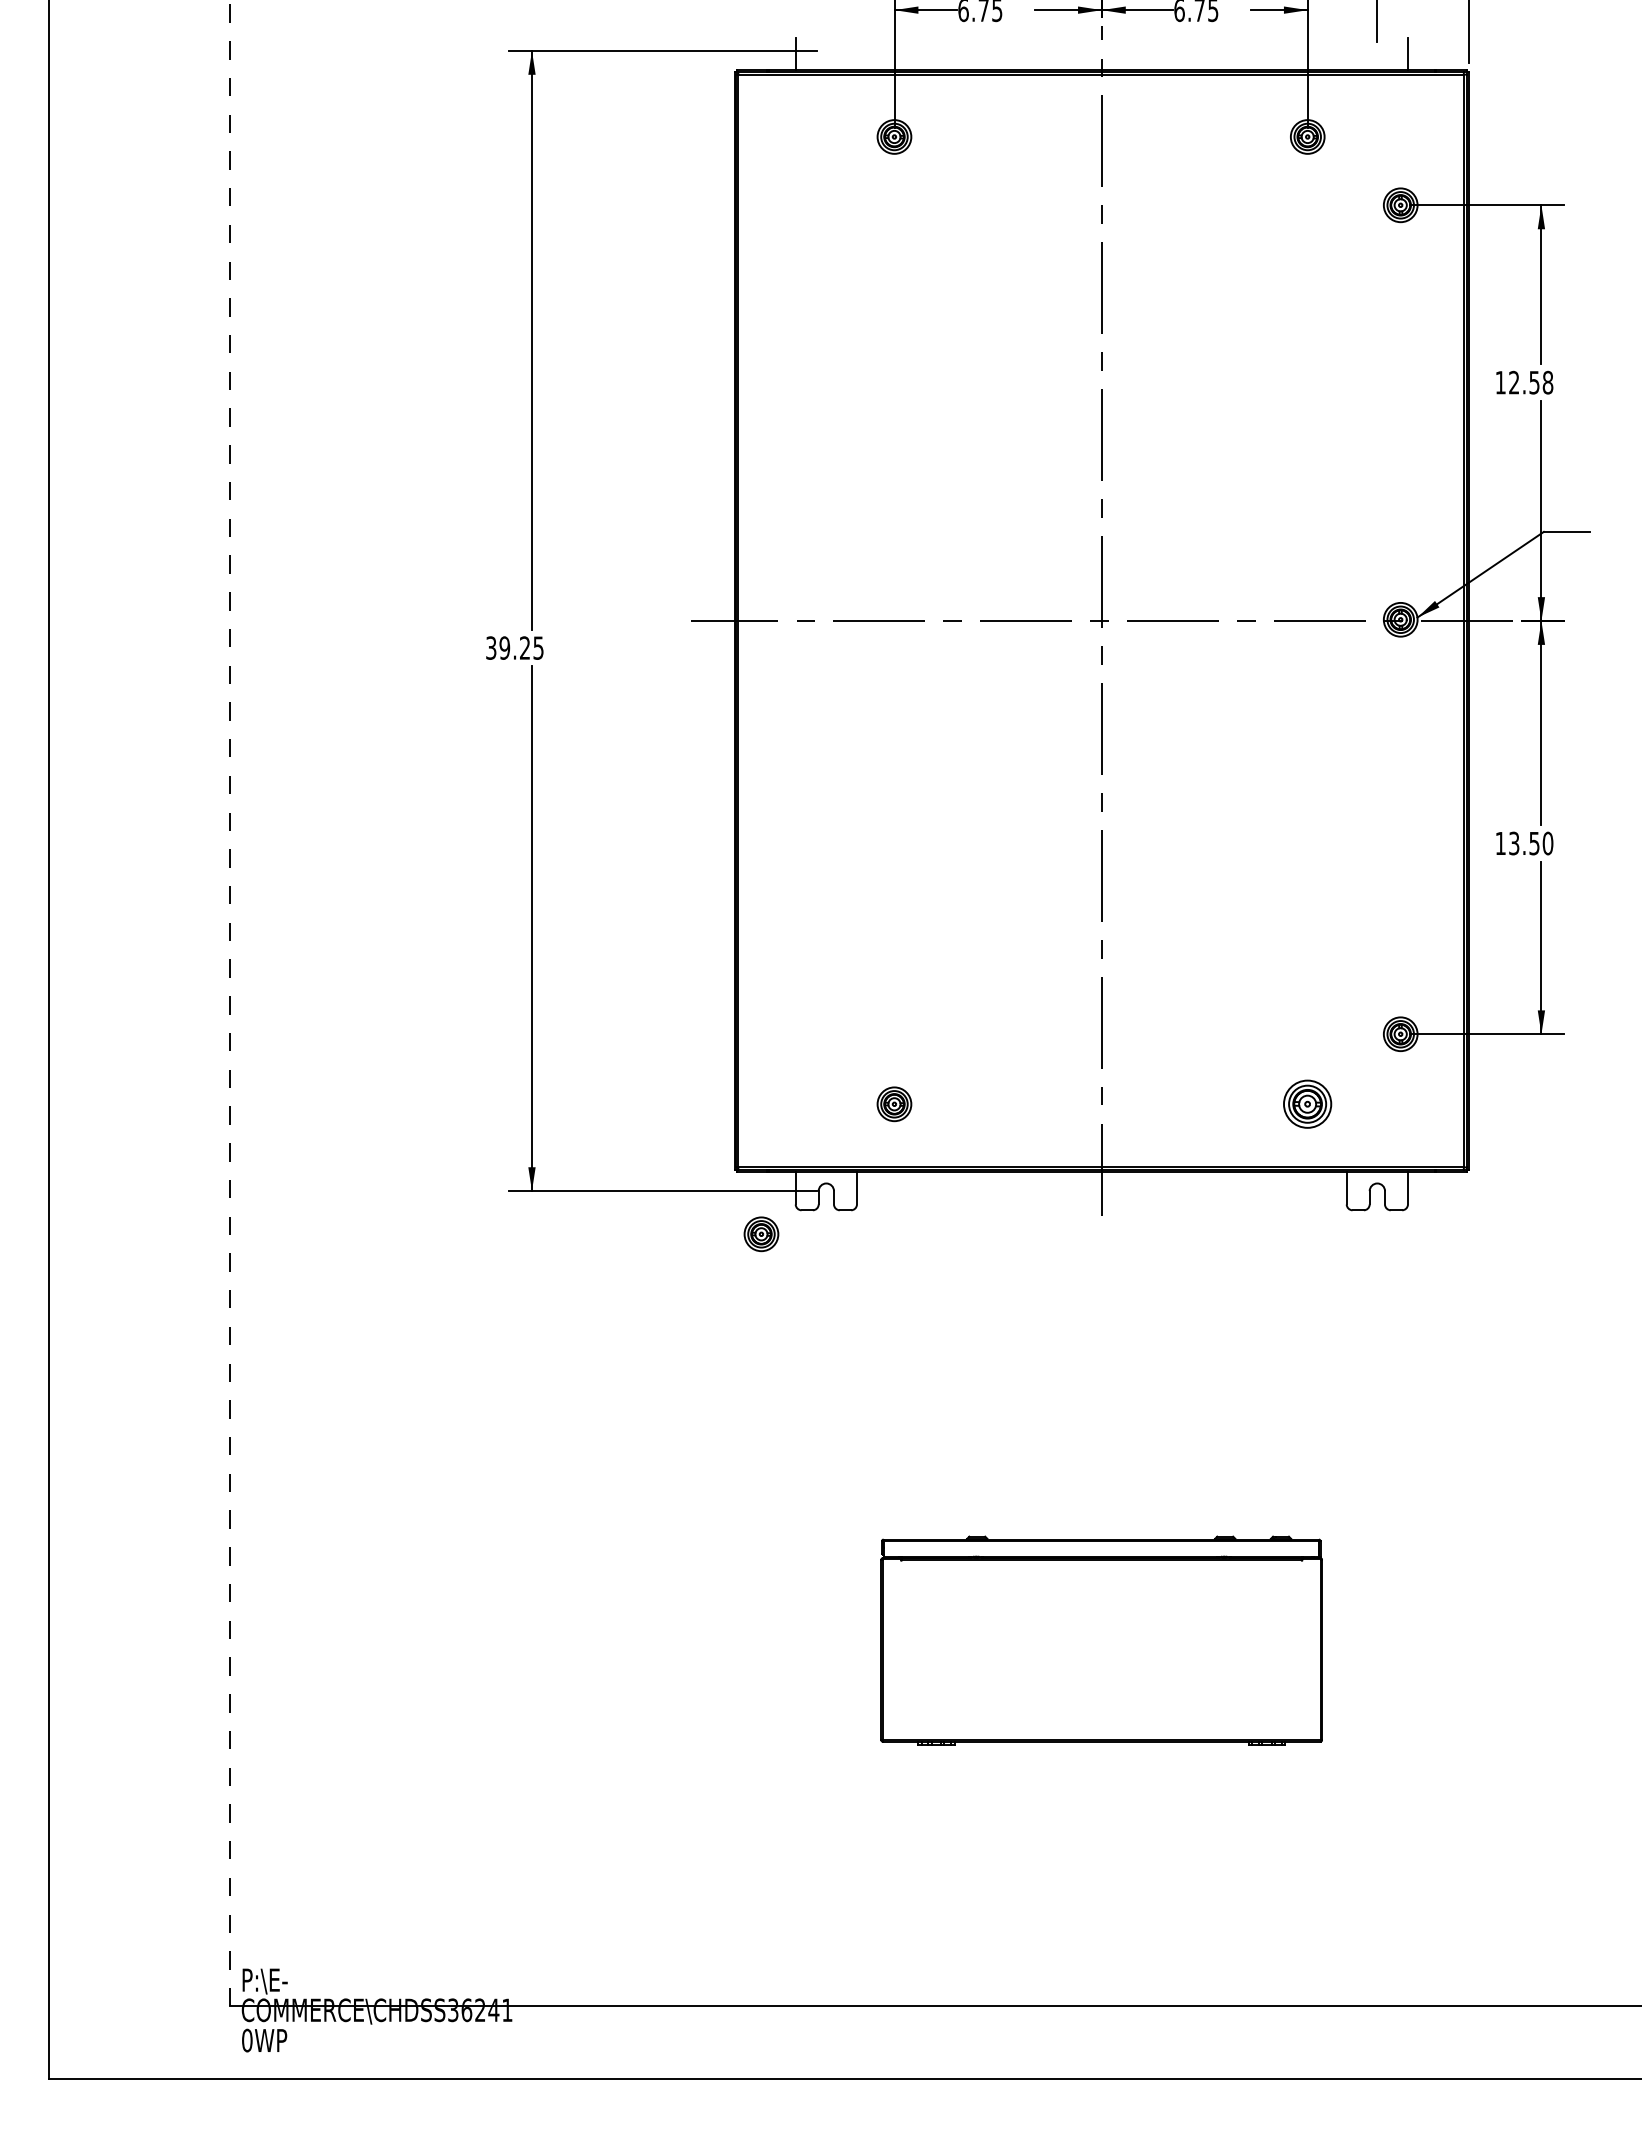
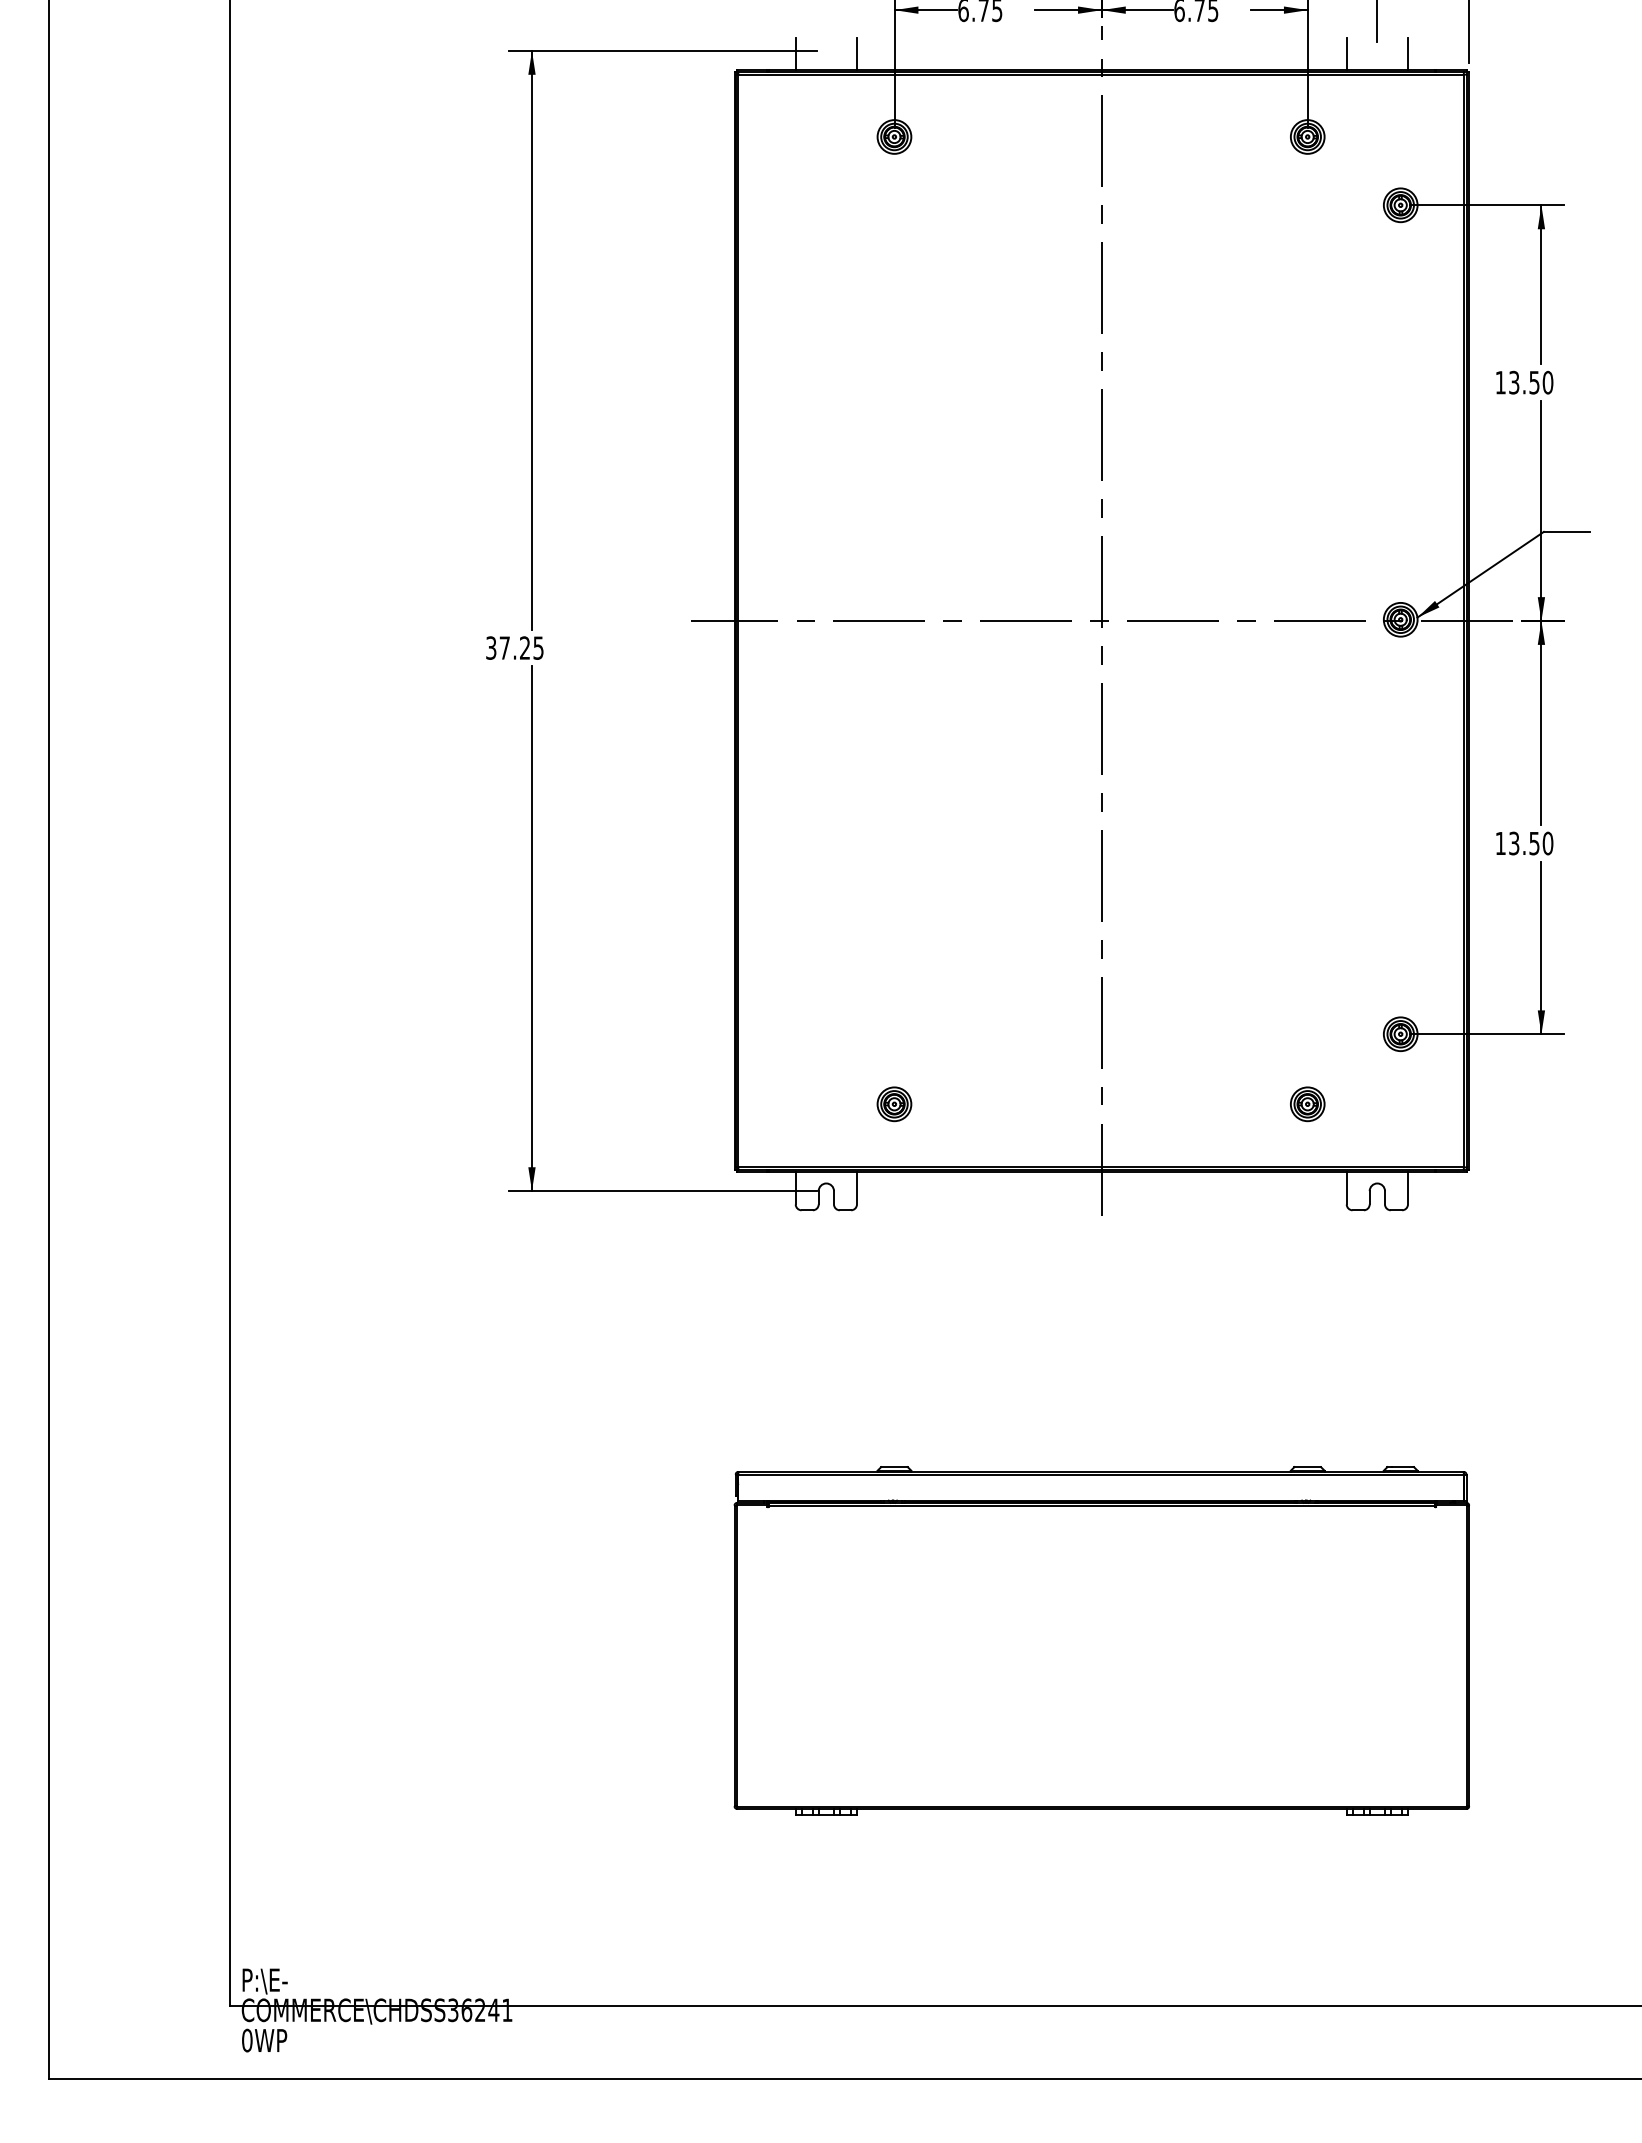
line: none -> present (856, 53)
line: none -> present (1346, 53)
text: 12.58 -> 13.50 (1531, 382)
text: 39.25 -> 37.25 (504, 647)
line: dashed -> solid (229, 1003)
part size: 50x50 px -> 36x37 px (1307, 1104)
part: present -> none (761, 1234)
part size: 443x211 px -> 737x350 px (1101, 1640)
